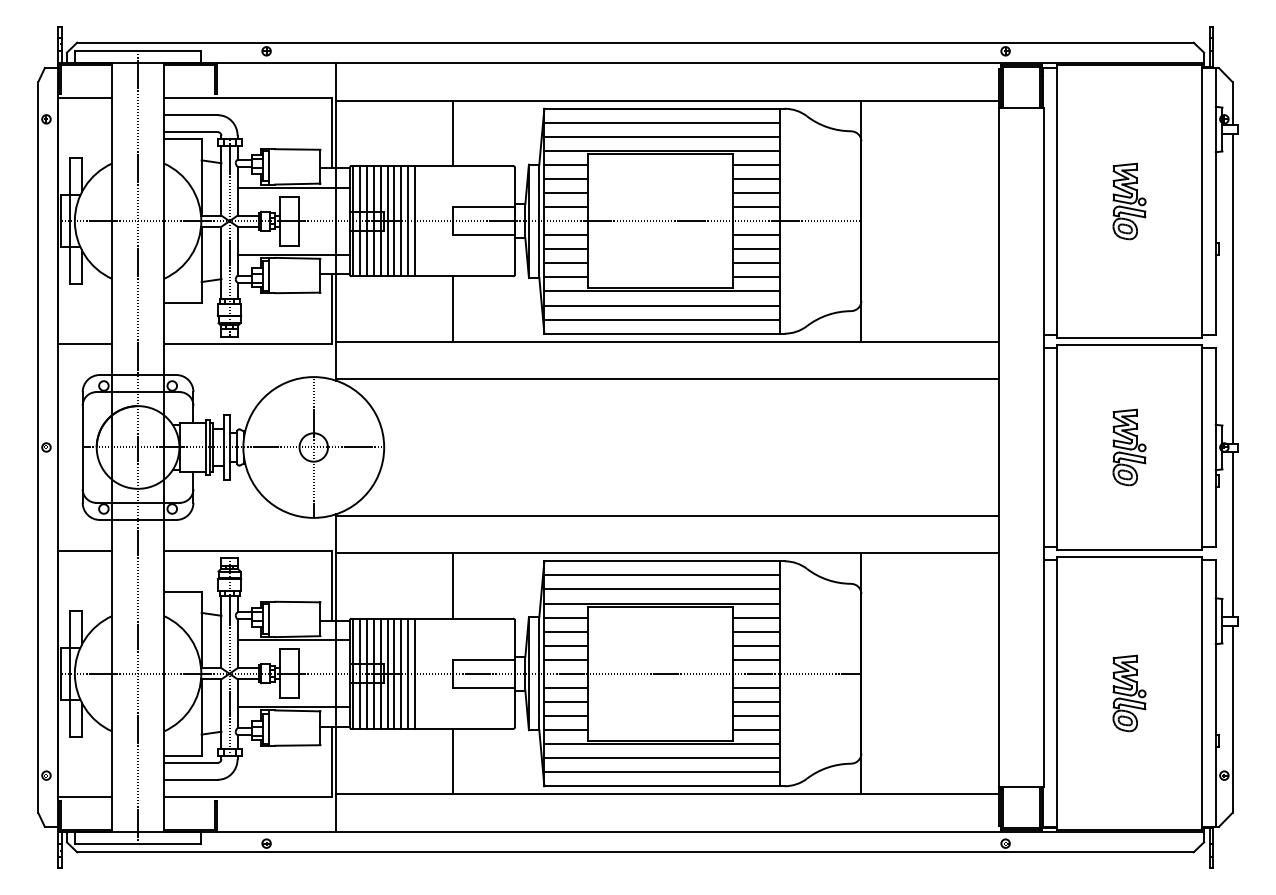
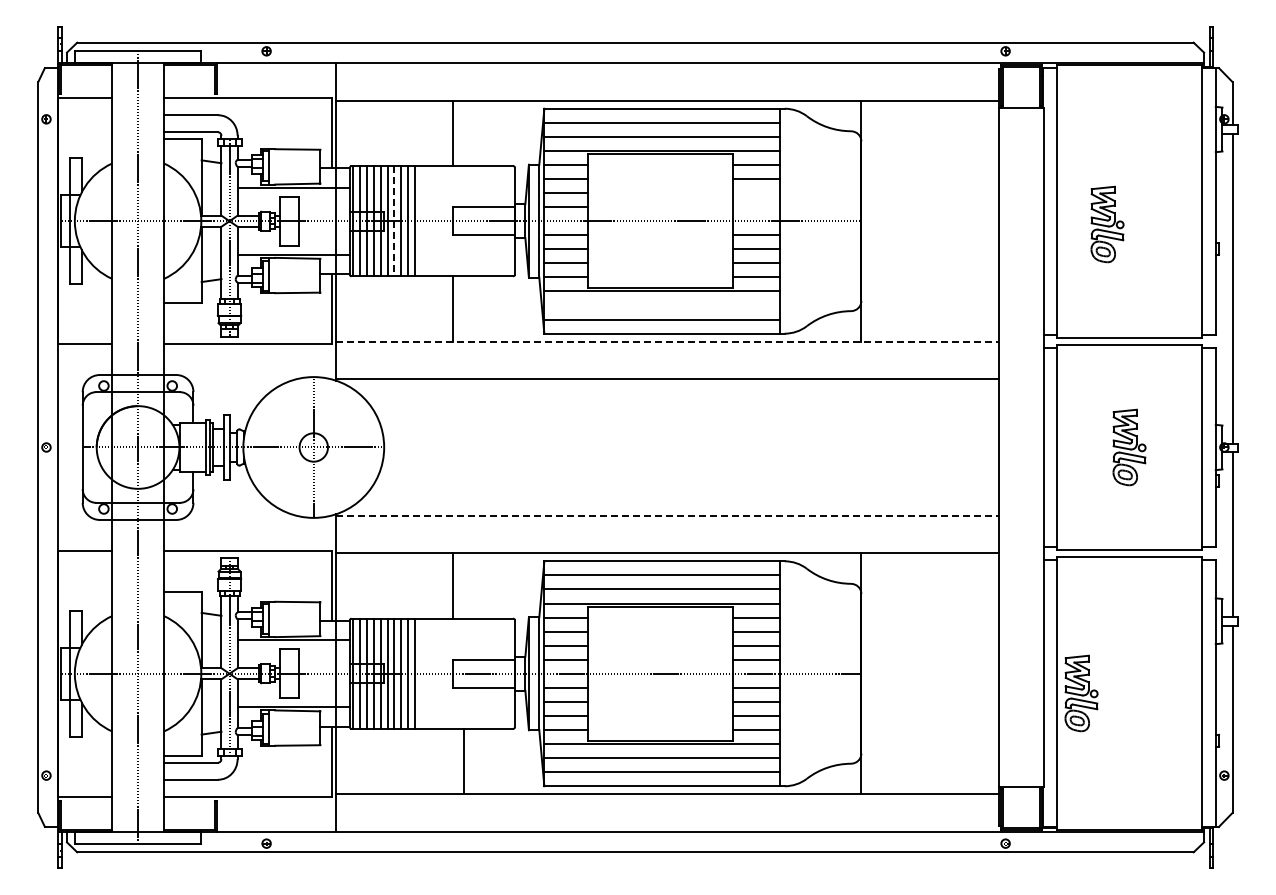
line: present -> none (756, 193)
part position: (1129, 201) -> (1107, 224) (1107, 224)
line: present -> none (756, 207)
line: solid -> dashed (394, 221)
line: present -> none (661, 305)
line: solid -> dashed (667, 341)
line: solid -> dashed (667, 515)
part position: (1129, 693) -> (1081, 693) (1081, 693)
line position: (452, 761) -> (463, 761) (463, 761)
